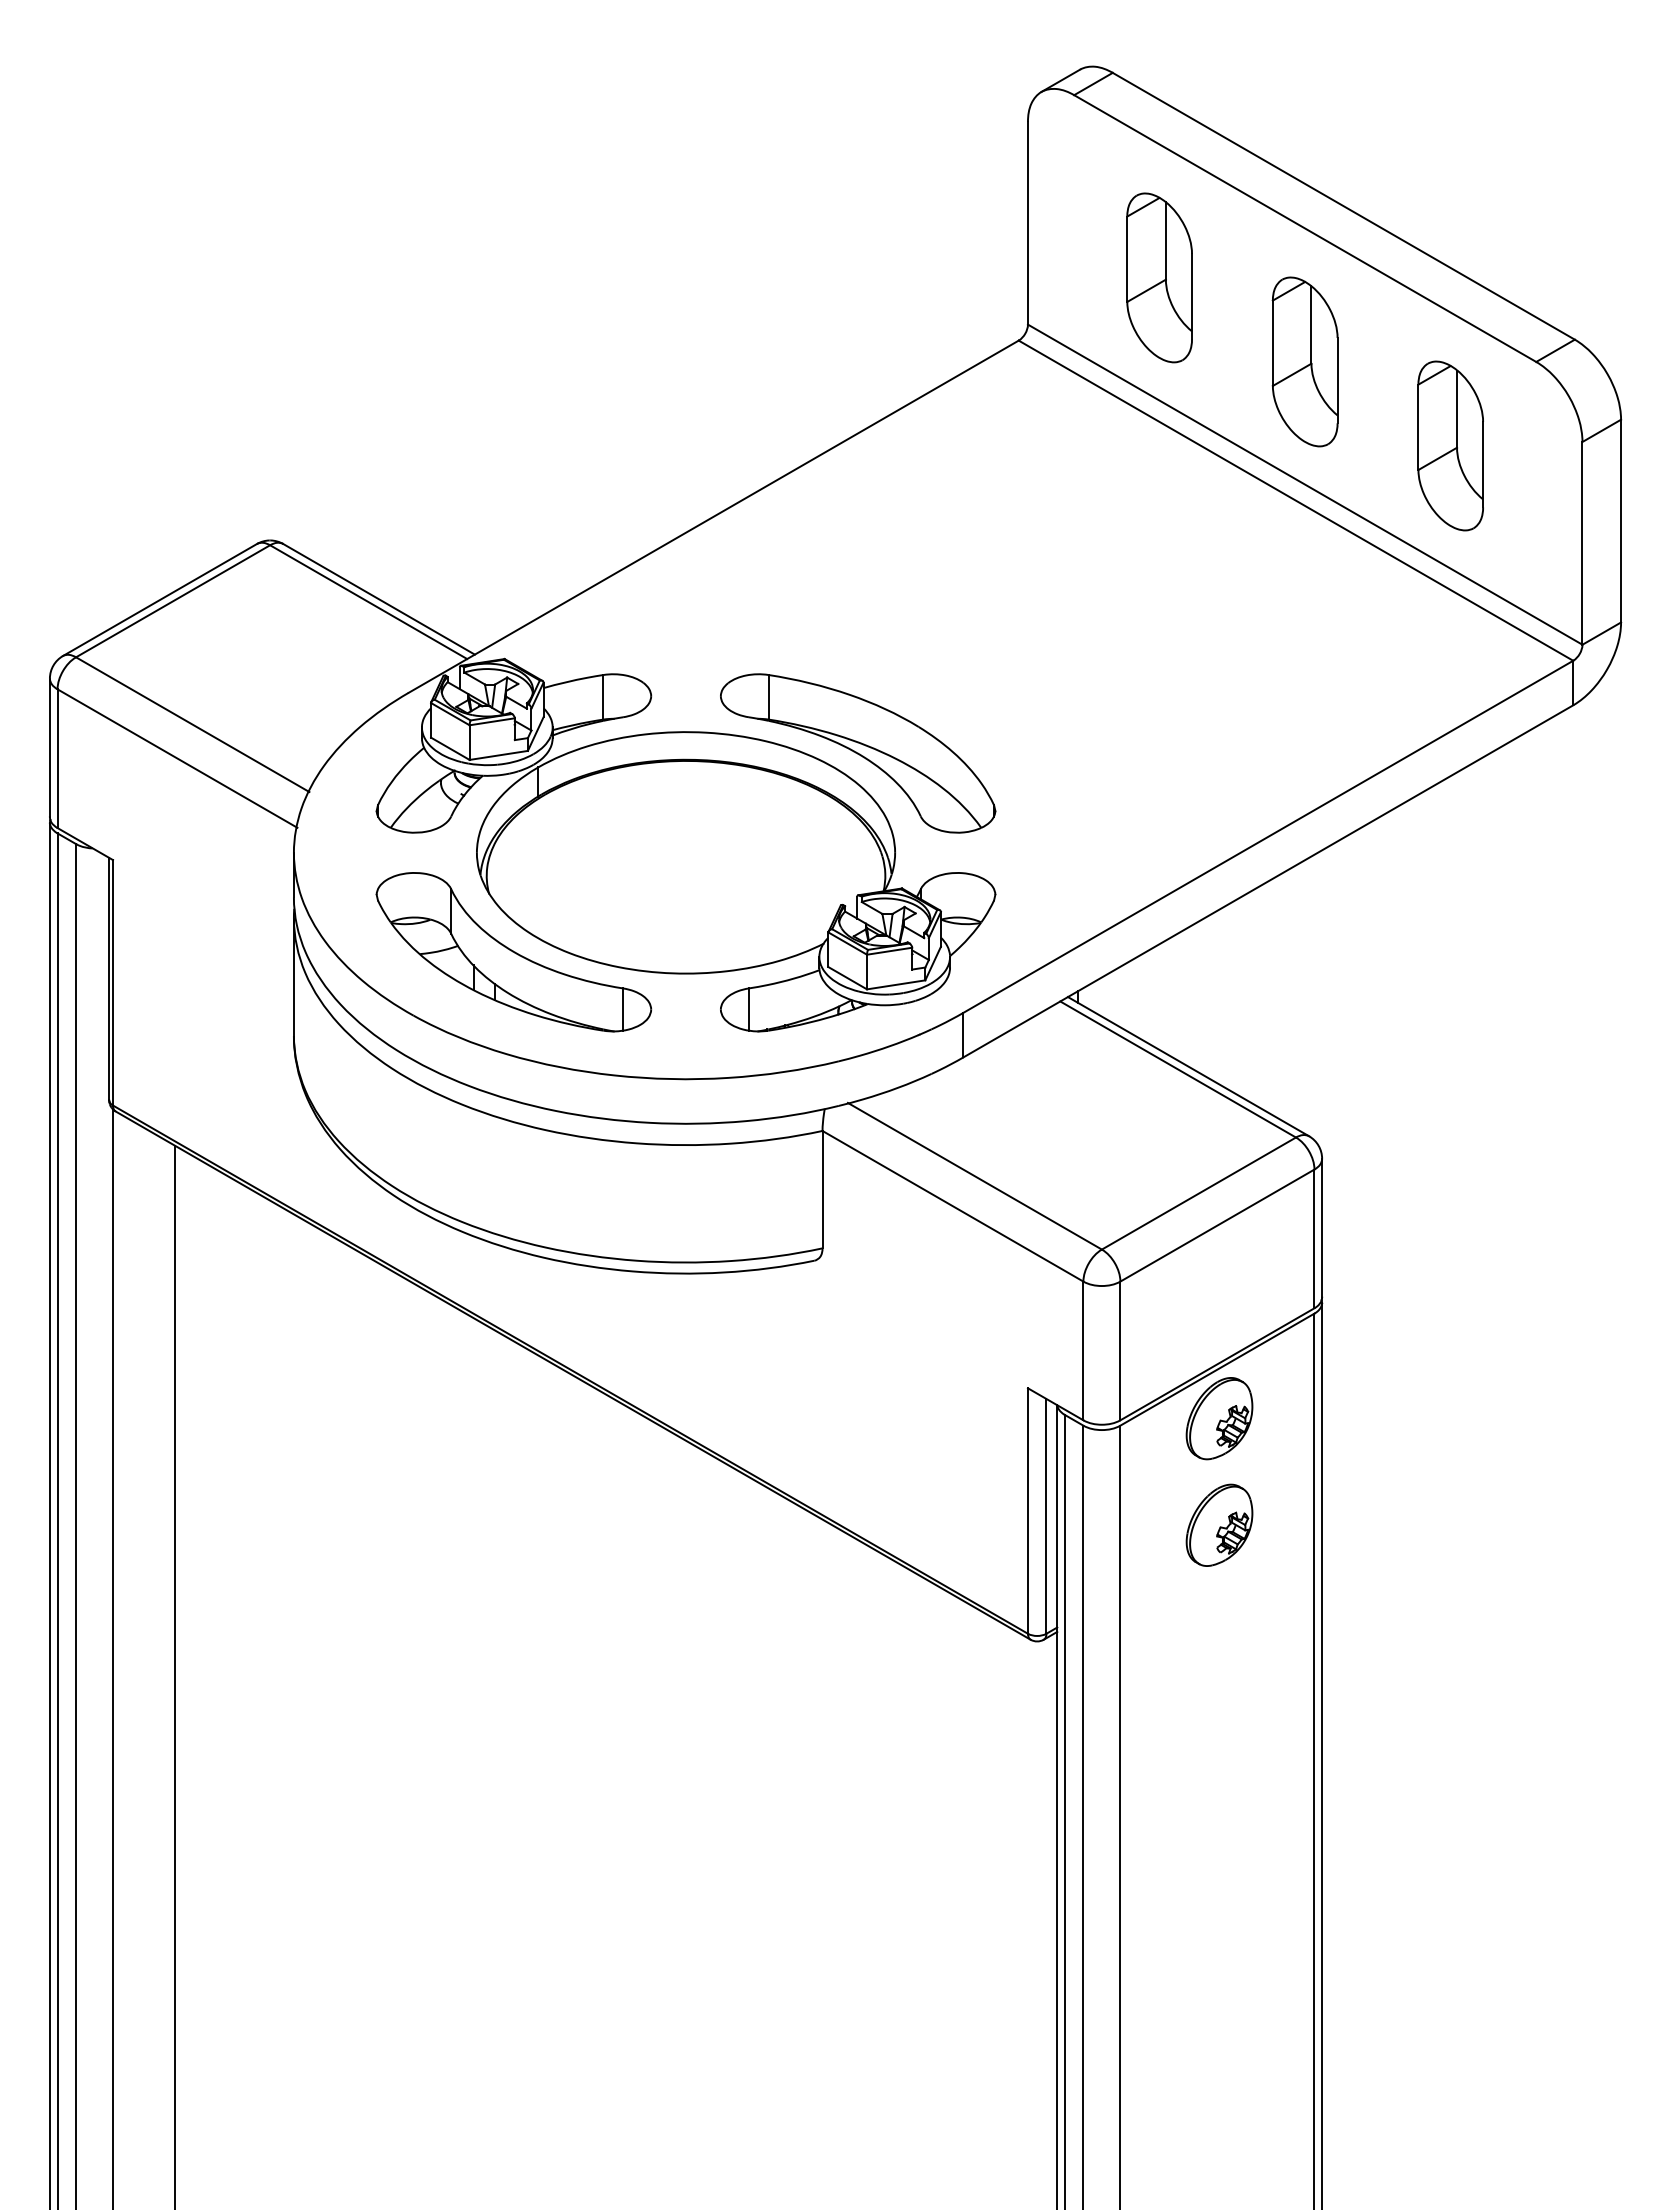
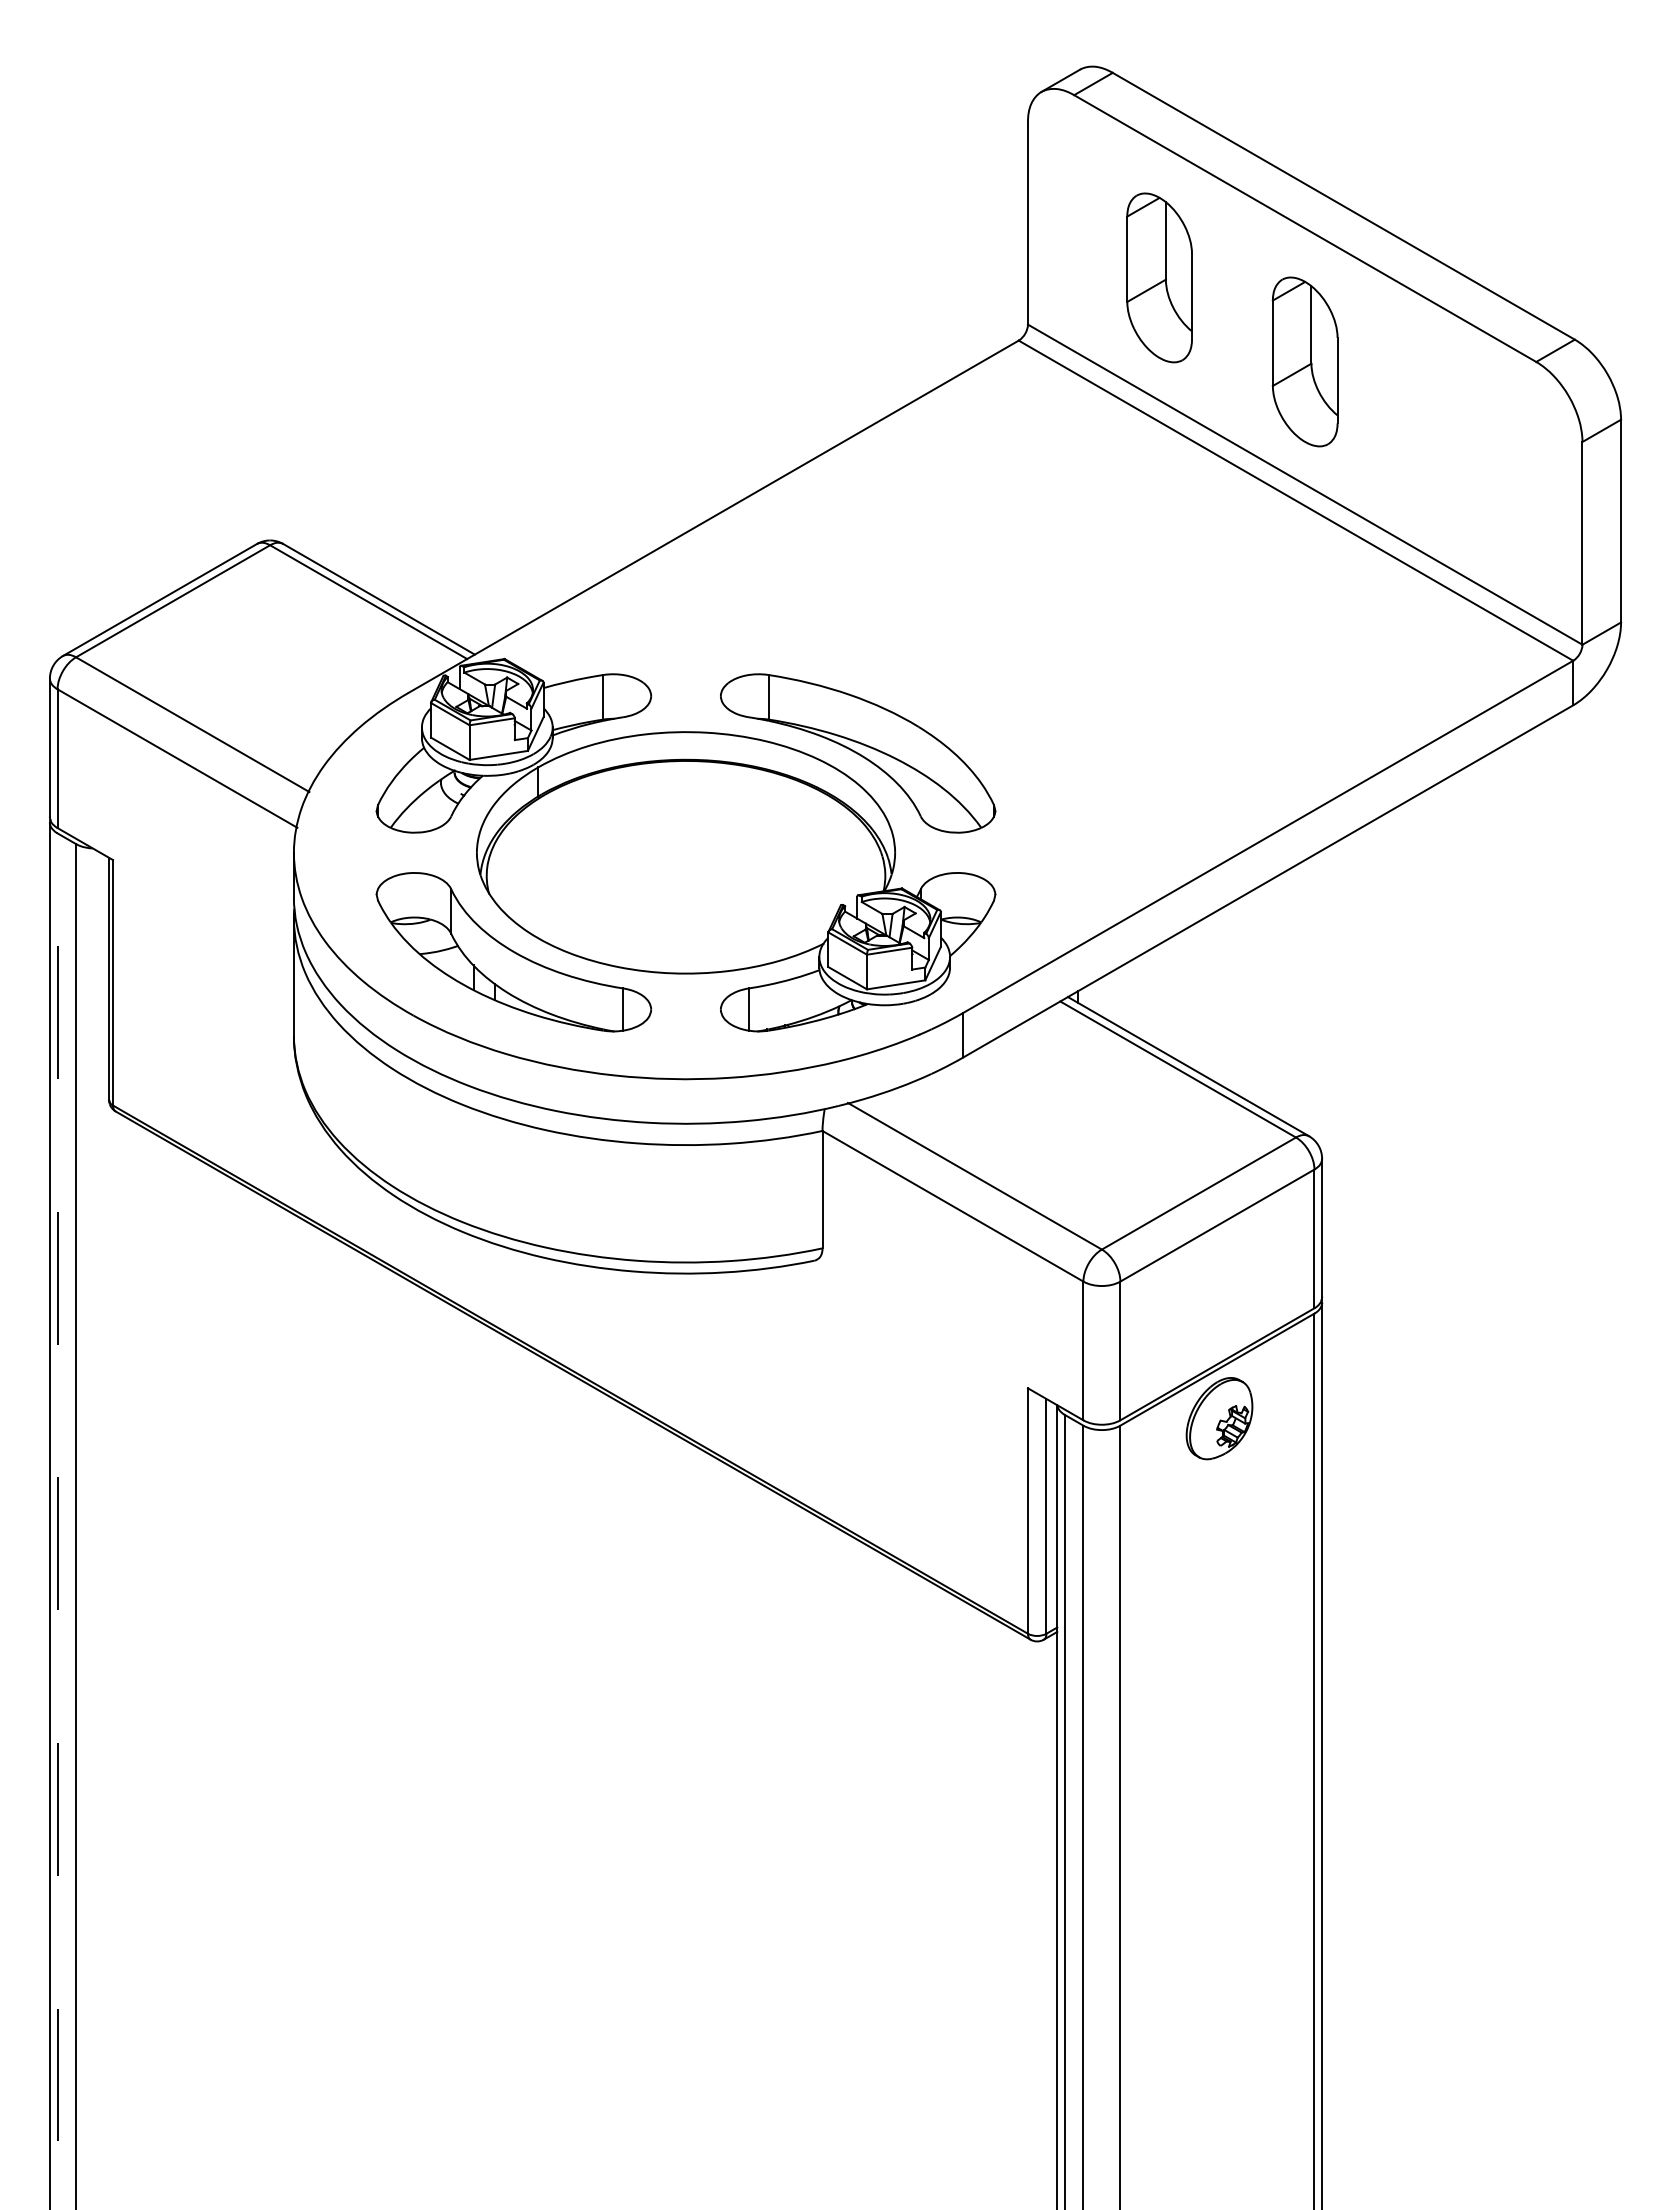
part: present -> none (1450, 445)
line: solid -> dashed (57, 1521)
part: present -> none (1219, 1524)
line: present -> none (113, 1657)
line: present -> none (175, 1675)
